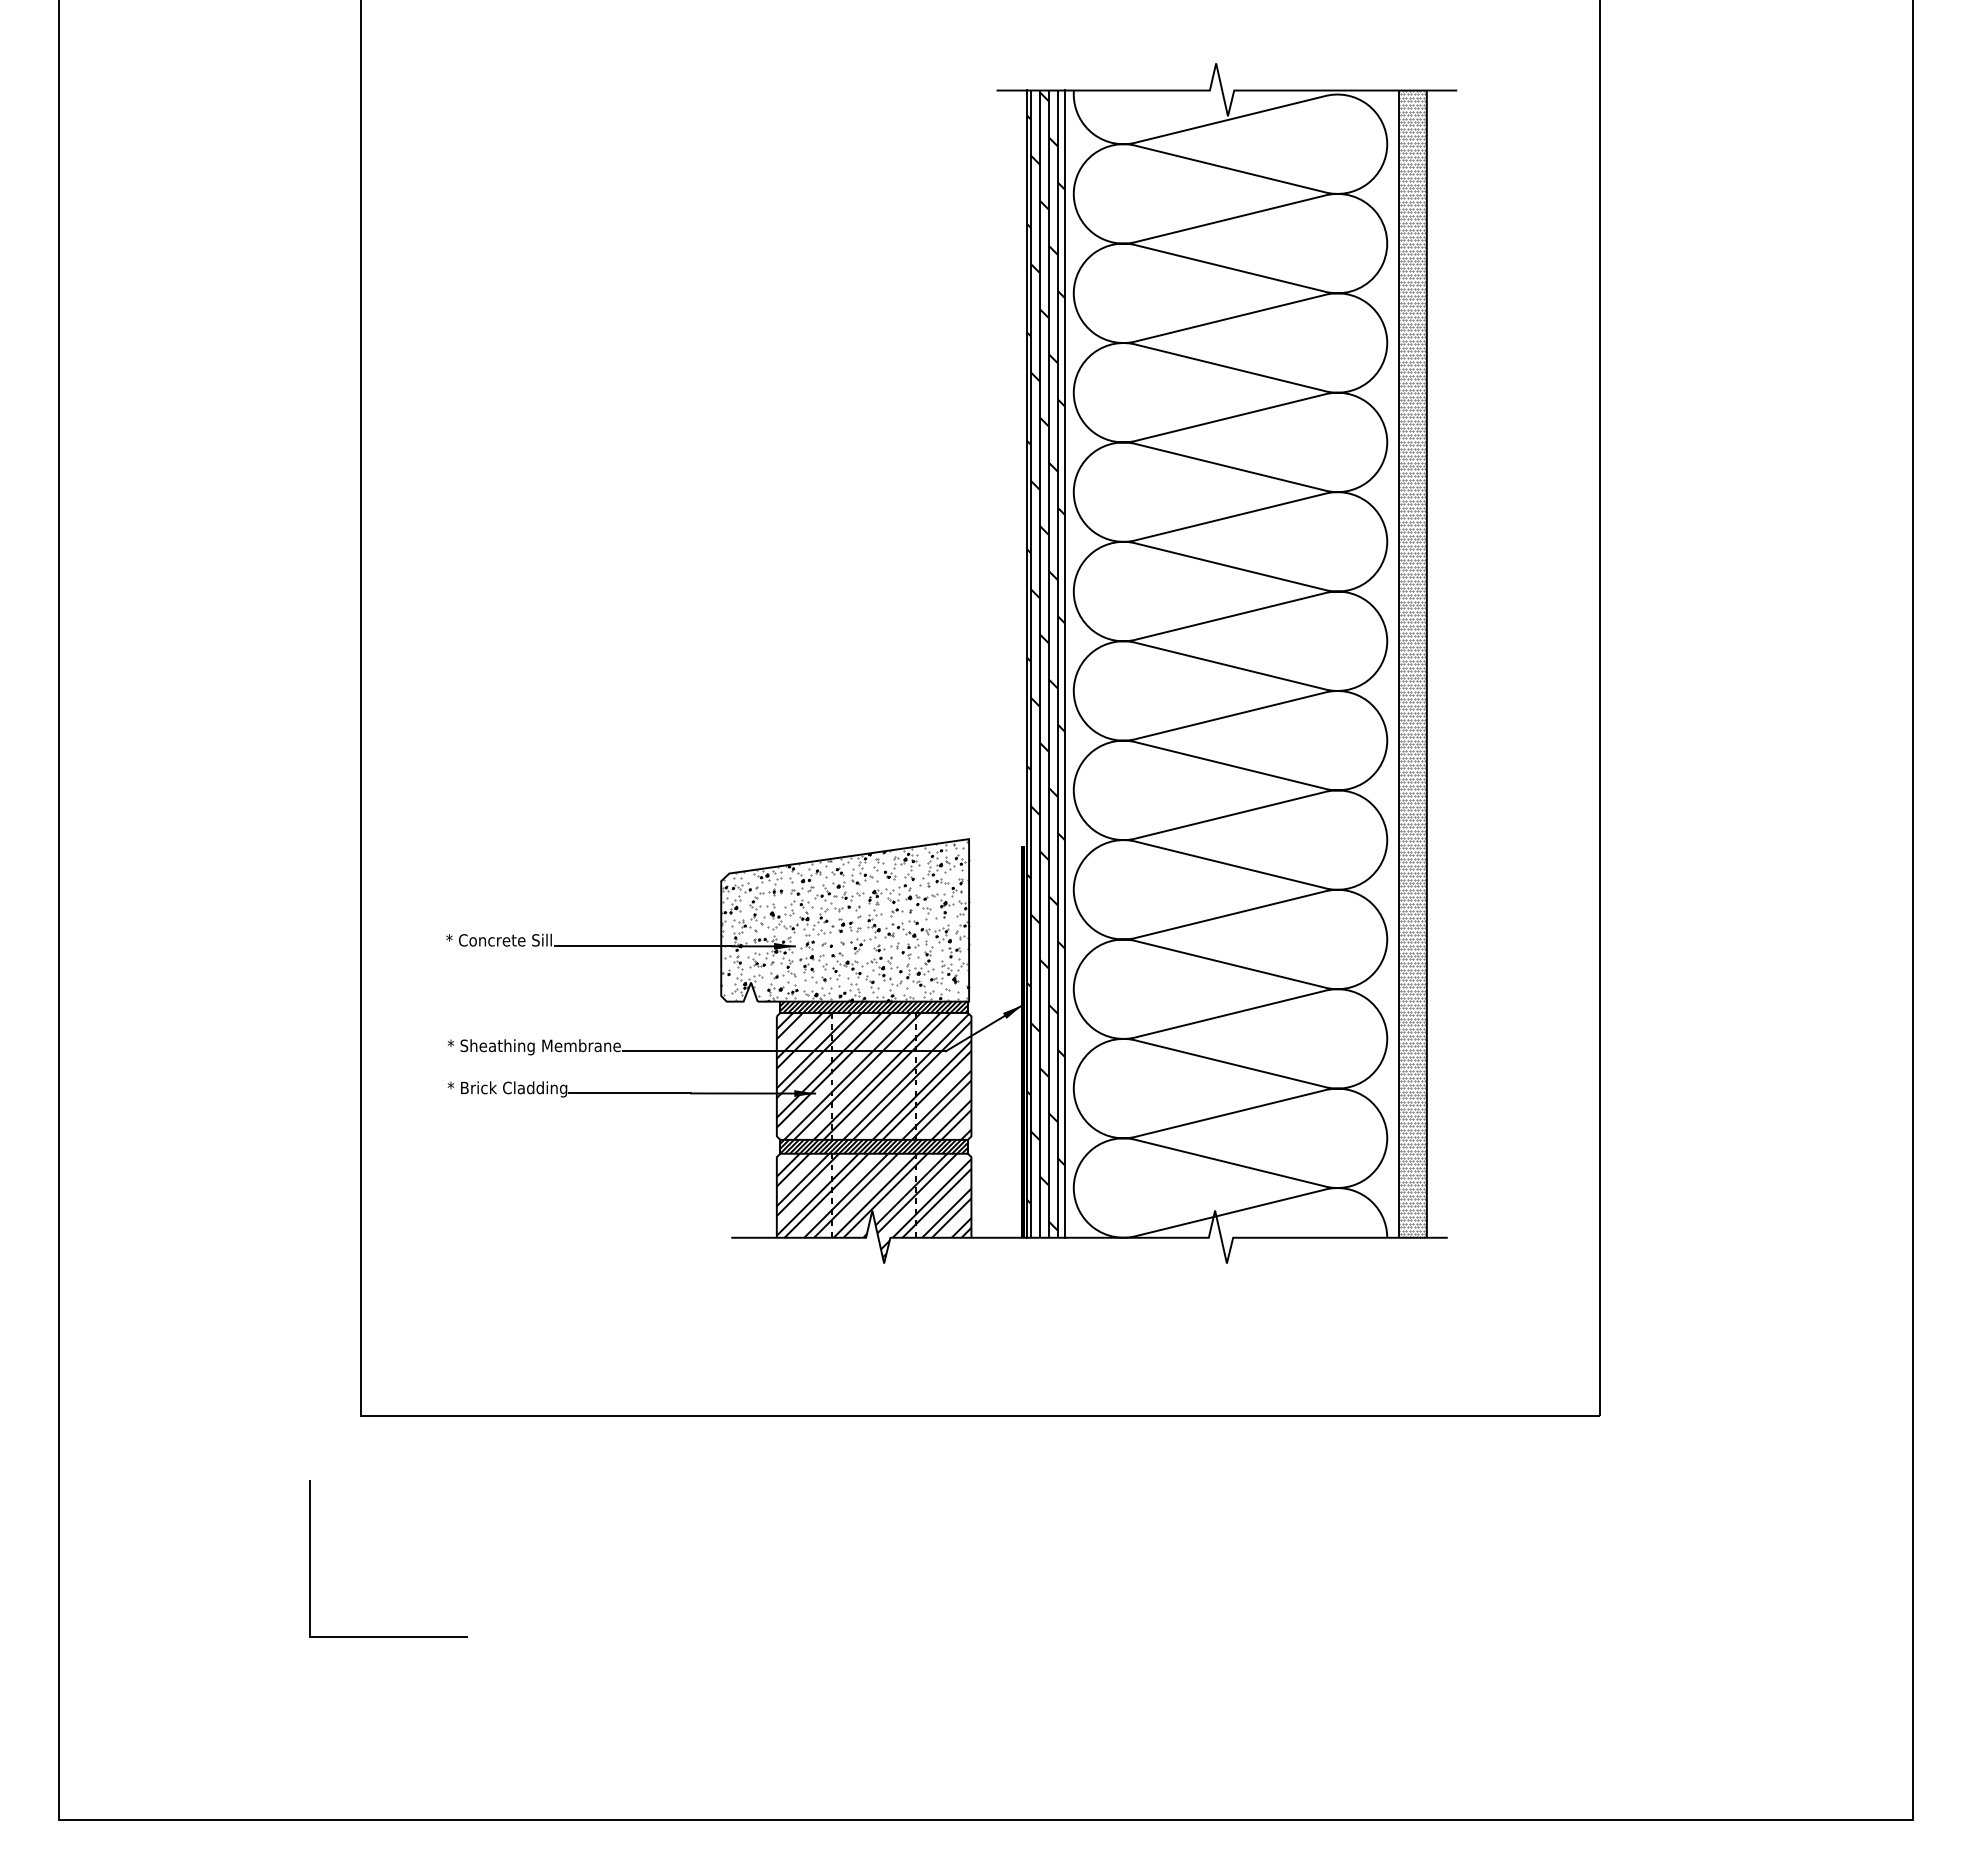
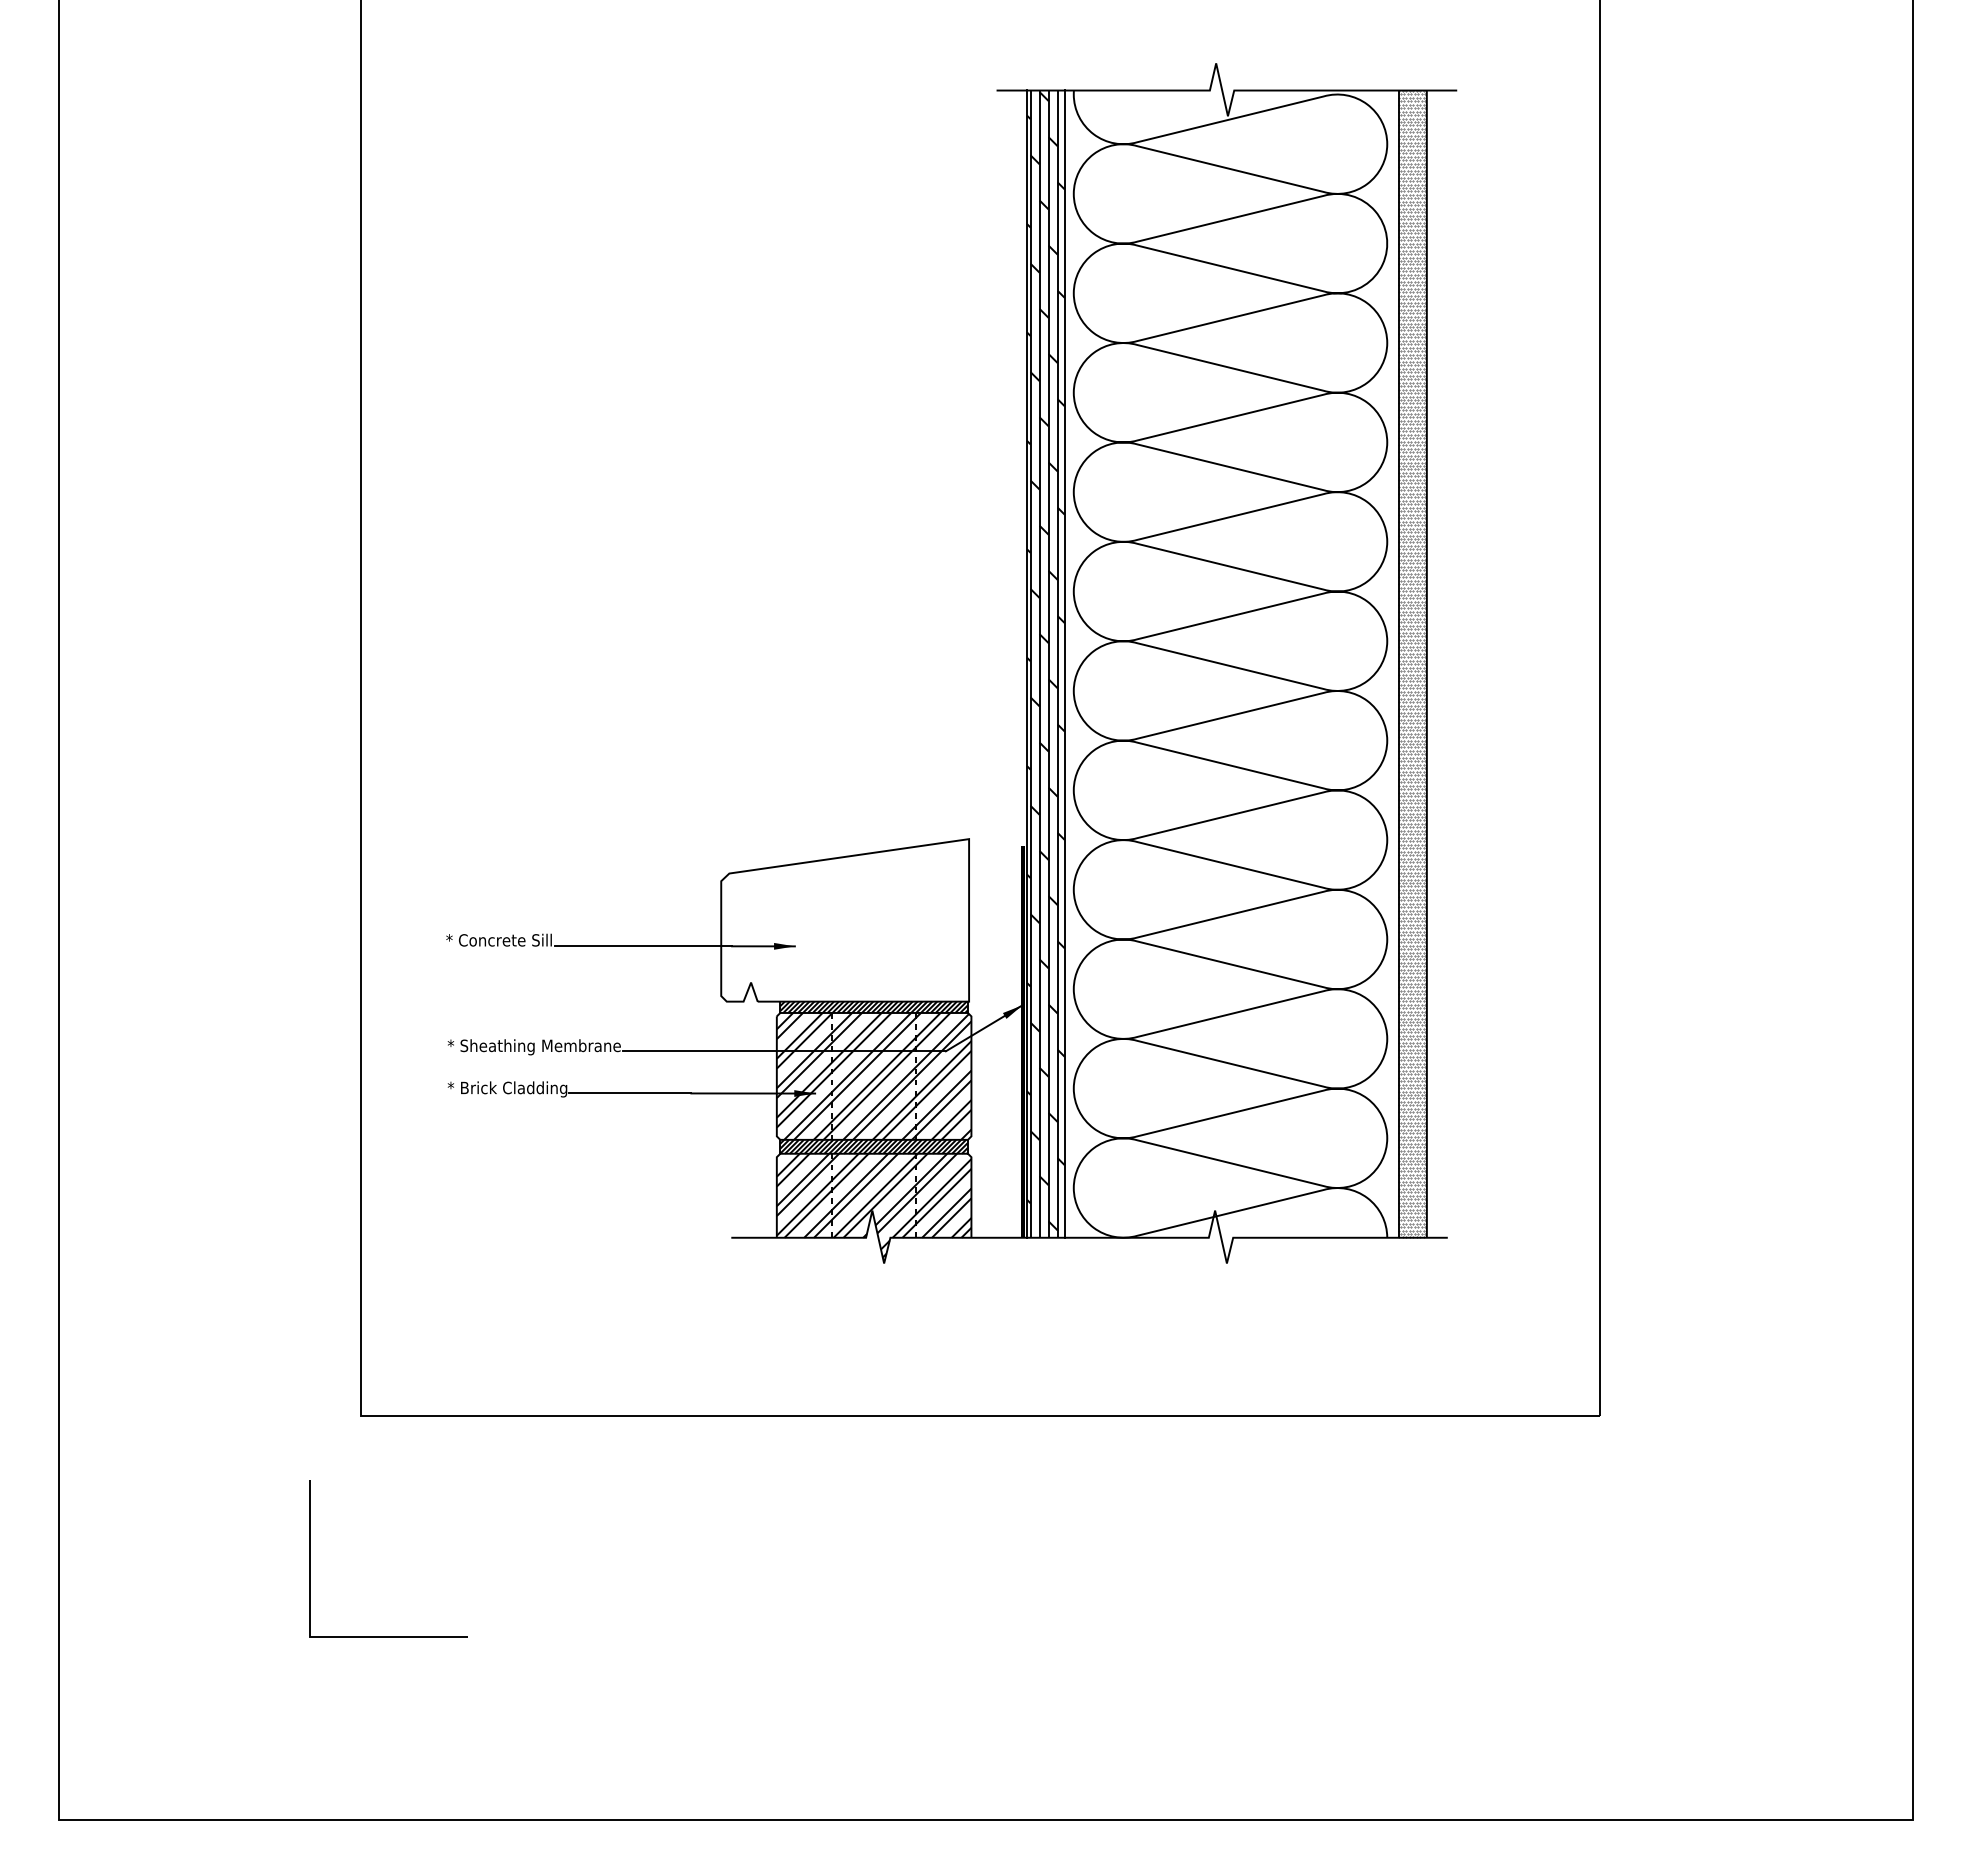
hatch: present -> none (845, 920)
